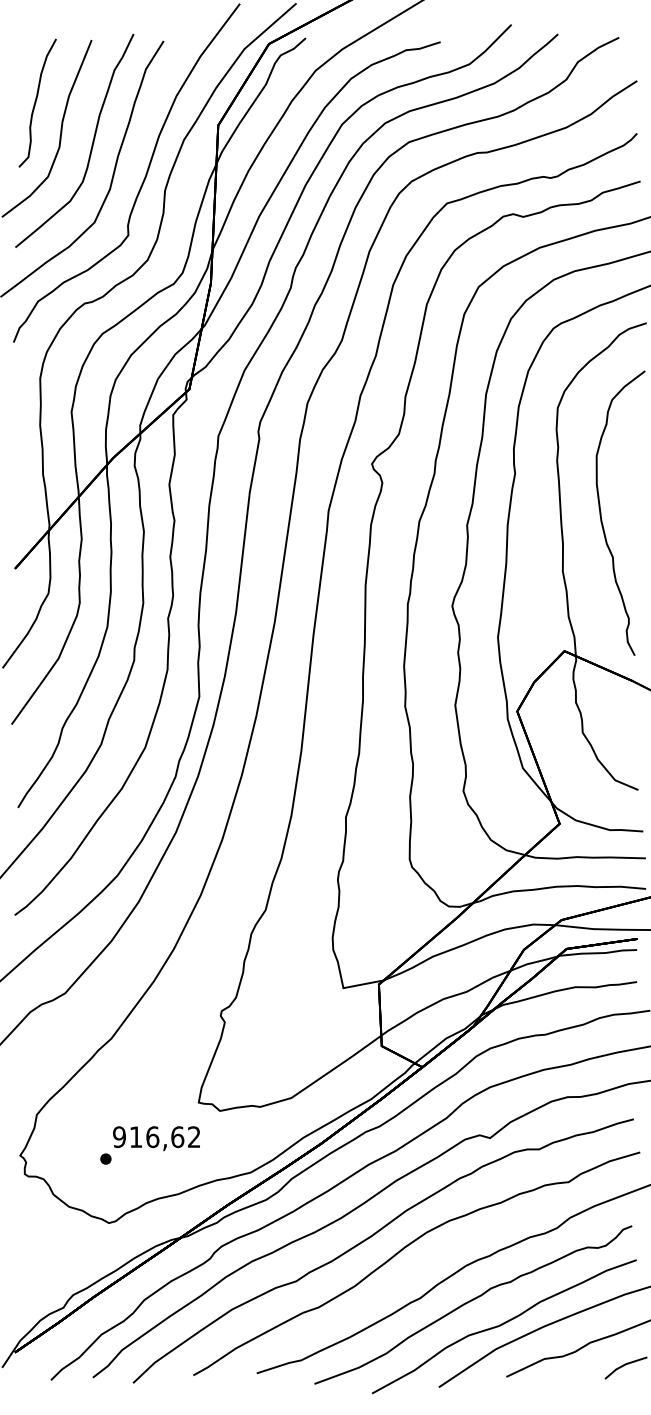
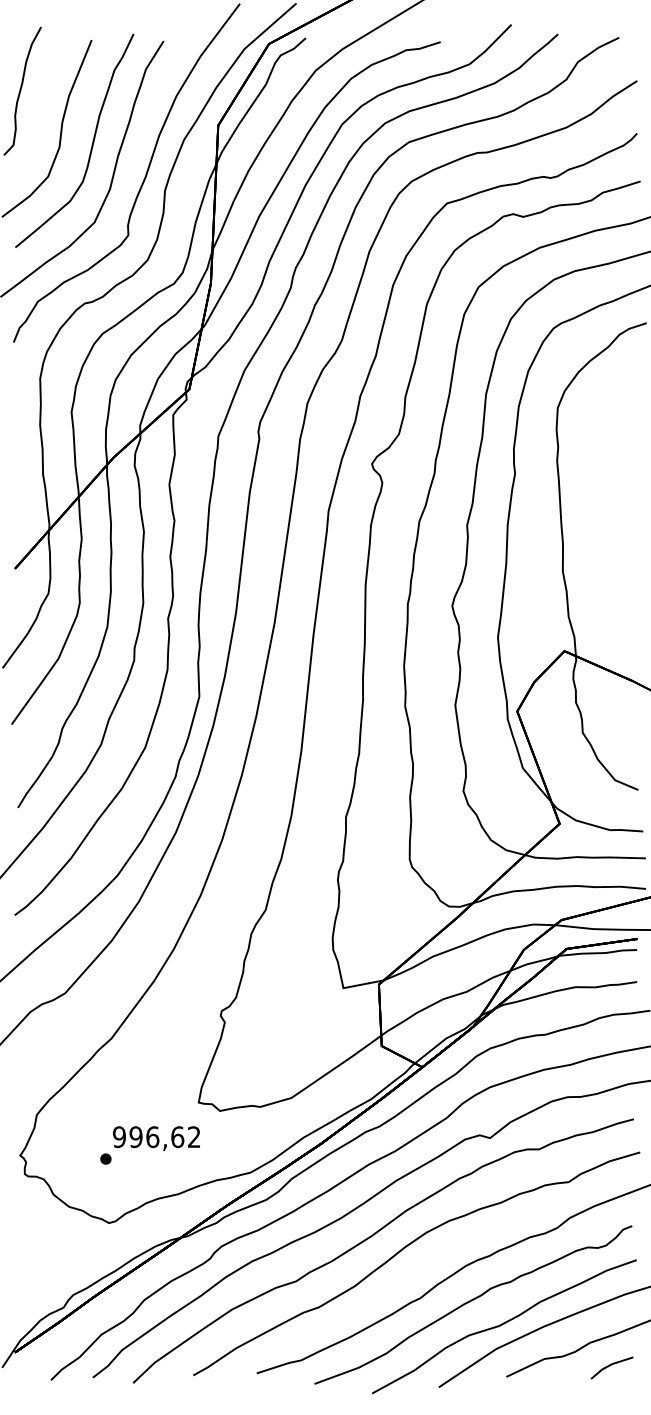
curve position: (36, 102) -> (21, 90) (21, 90)
part: present -> none (601, 512)
text: 916,62 -> 996,62 (135, 1137)
line position: (624, 1366) -> (610, 1366) (610, 1366)
